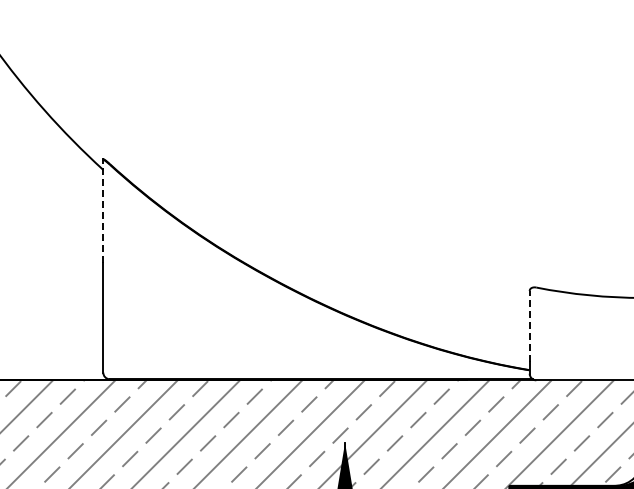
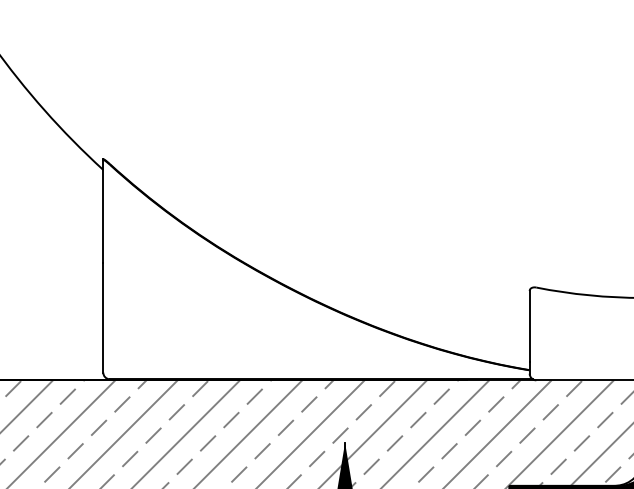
line: dashed -> solid (103, 210)
line: dashed -> solid (529, 326)
